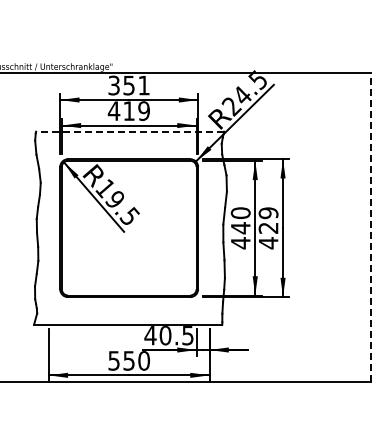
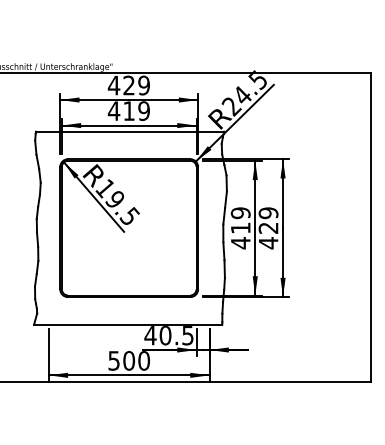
text: 351 -> 429 (128, 85)
line: dashed -> solid (129, 131)
text: 440 -> 419 (240, 220)
line: dashed -> solid (371, 226)
text: 550 -> 500 (129, 360)
